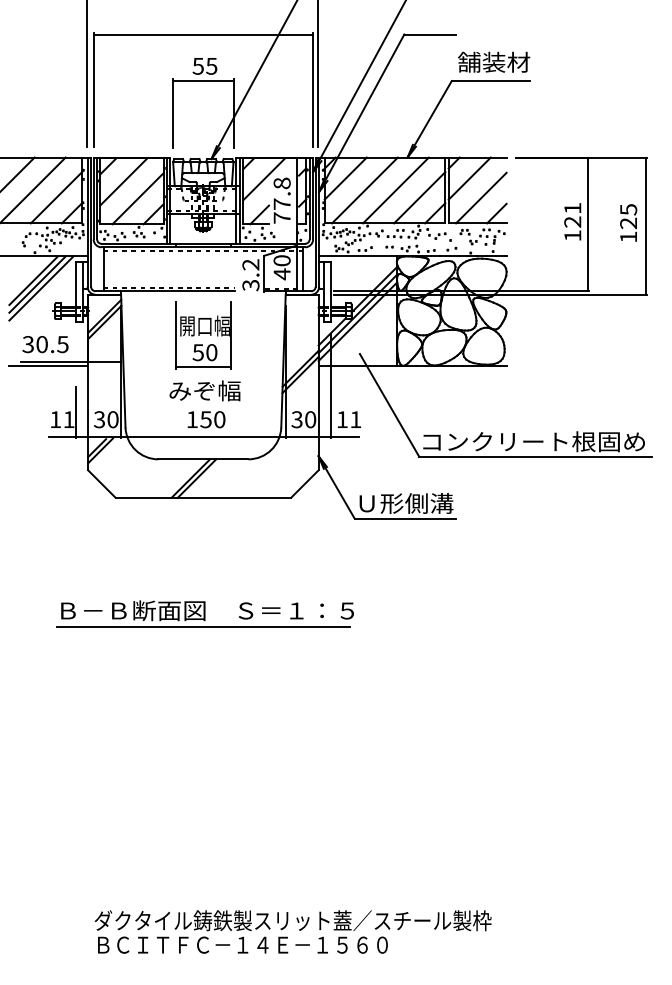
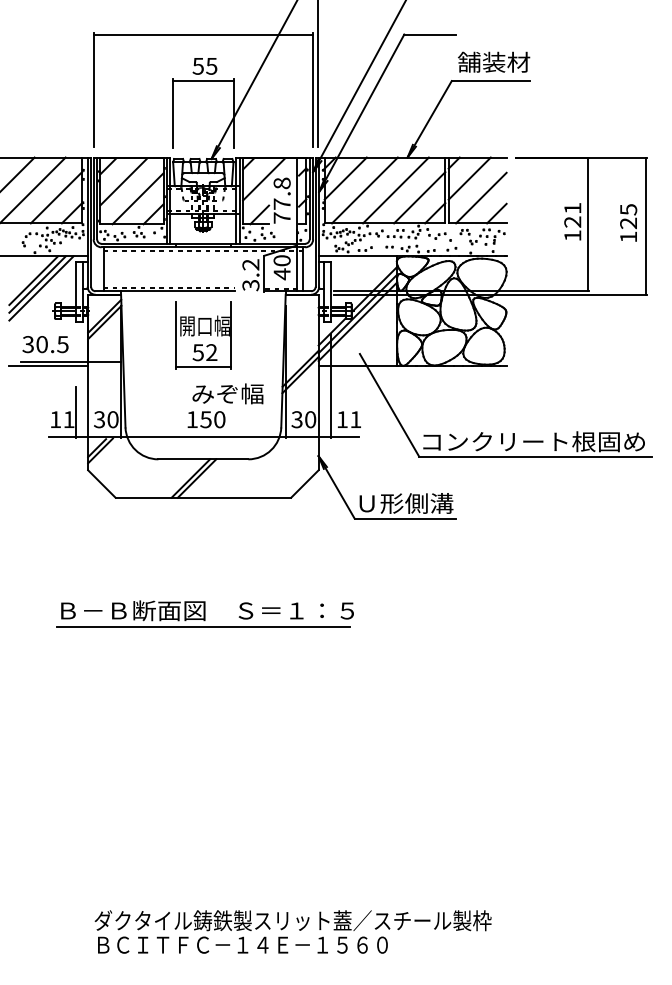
line: present -> none (86, 74)
text: 50 -> 52 (211, 352)
text position: (204, 390) -> (227, 393) (227, 393)
